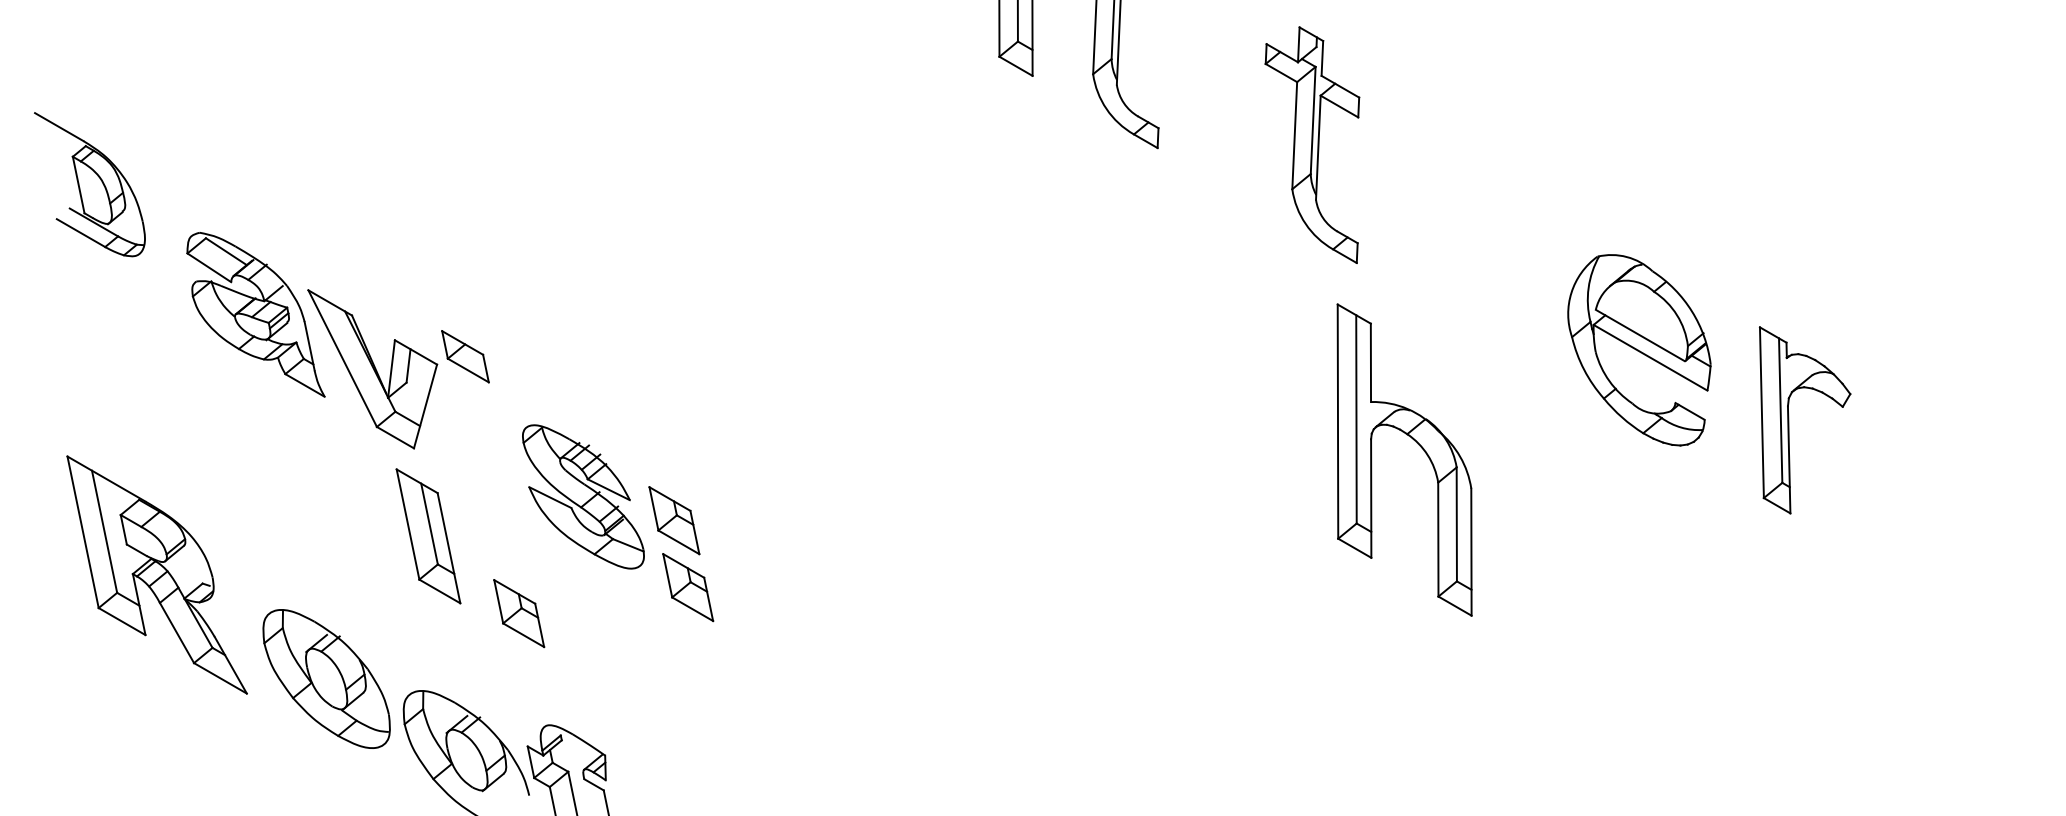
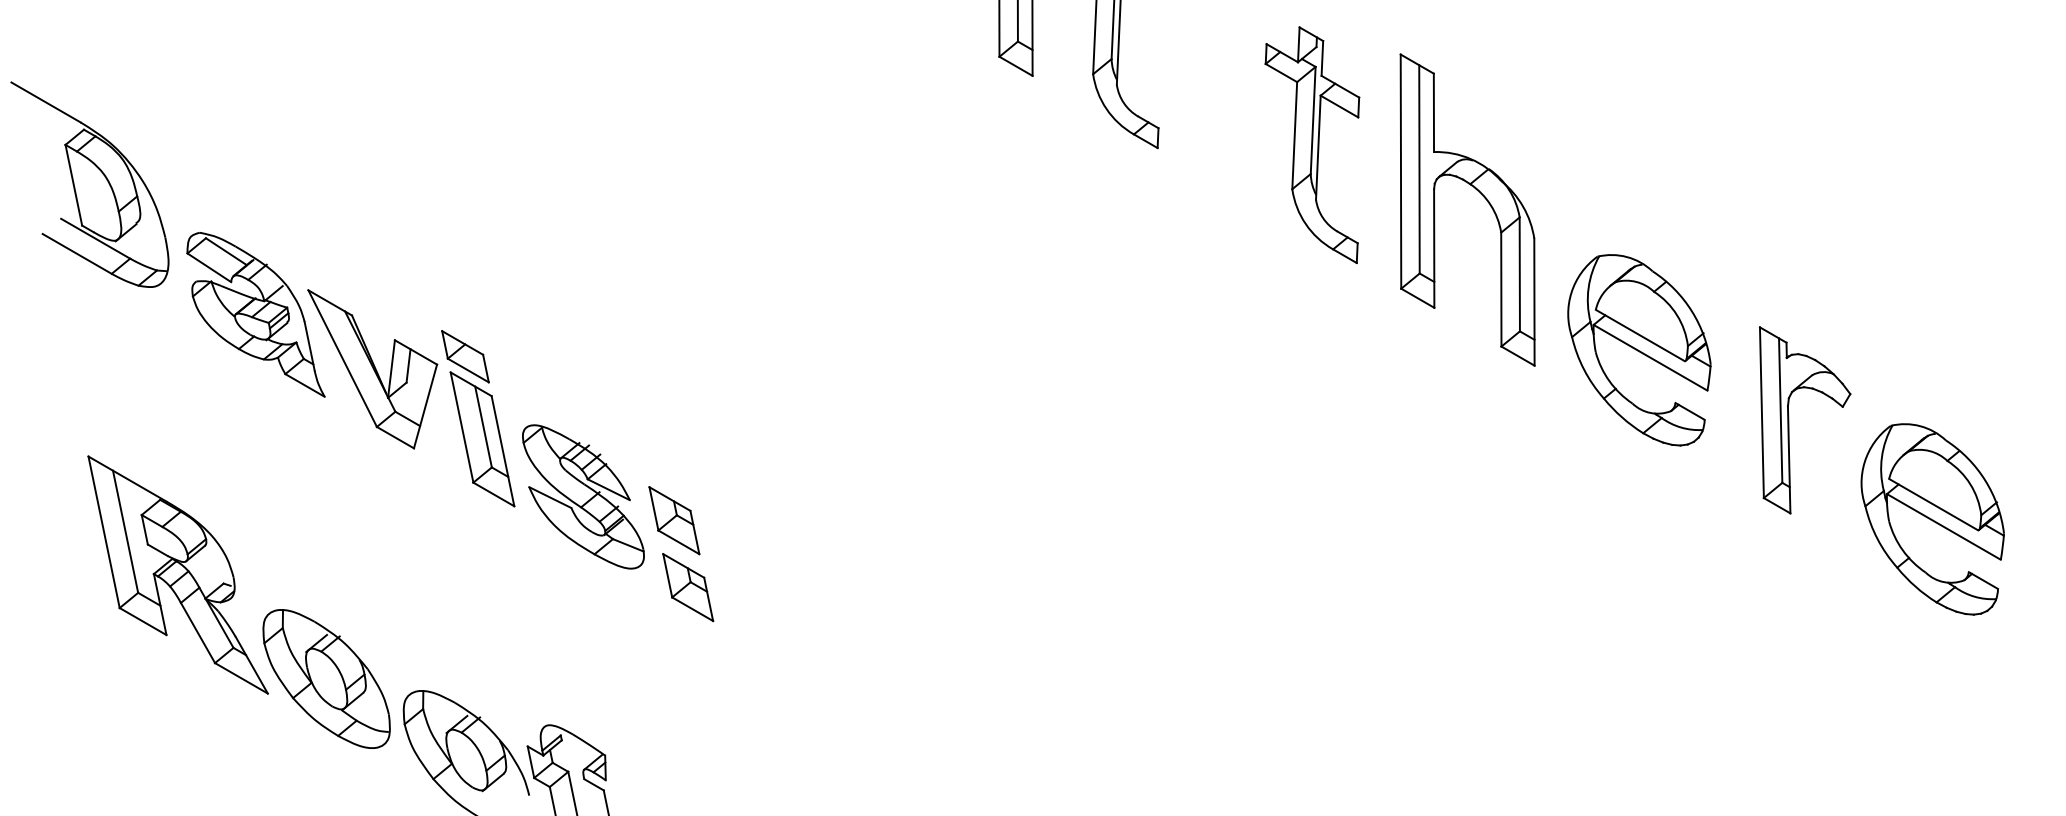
part size: 112x146 px -> 160x207 px (89, 184)
part position: (1419, 446) -> (1482, 196) (1482, 196)
part: none -> present (1932, 519)
part position: (428, 536) -> (482, 439) (482, 439)
part position: (156, 574) -> (177, 574) (177, 574)
part: present -> none (519, 613)
